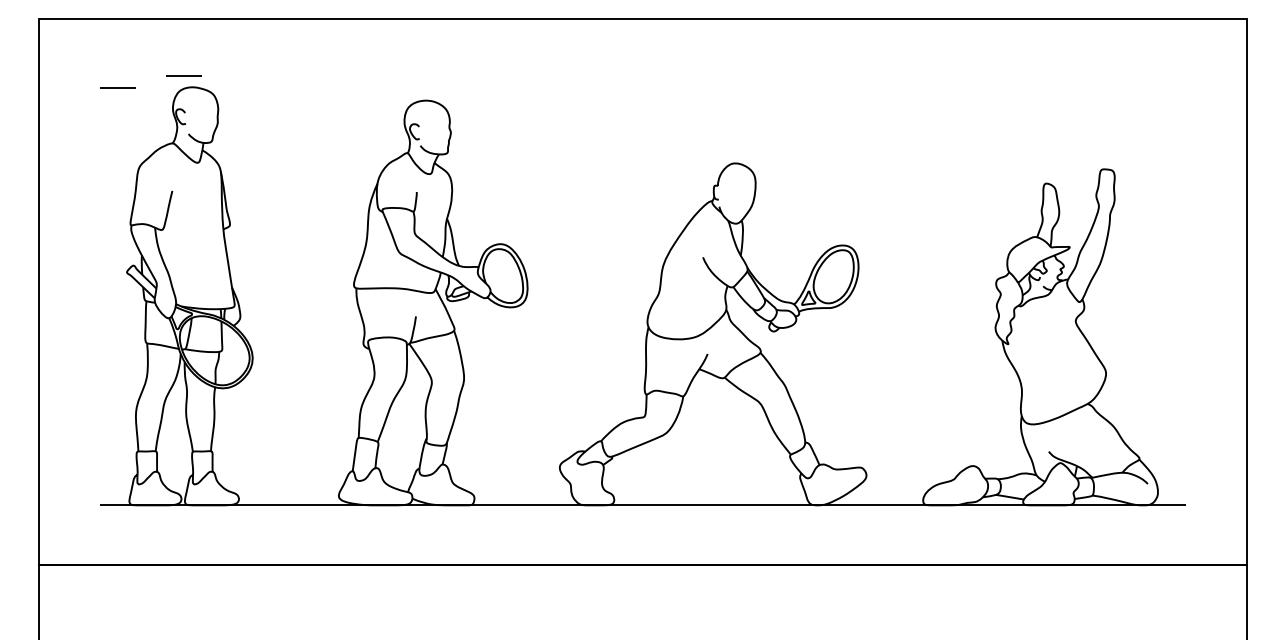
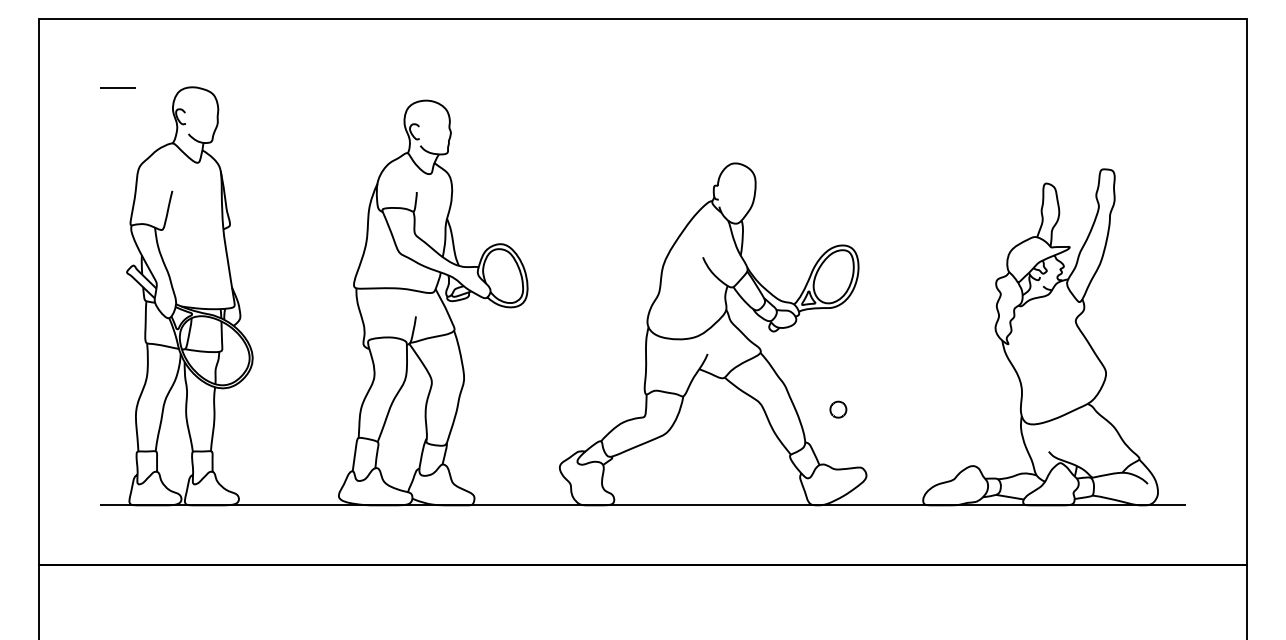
line: present -> none (183, 75)
part: none -> present (838, 409)
